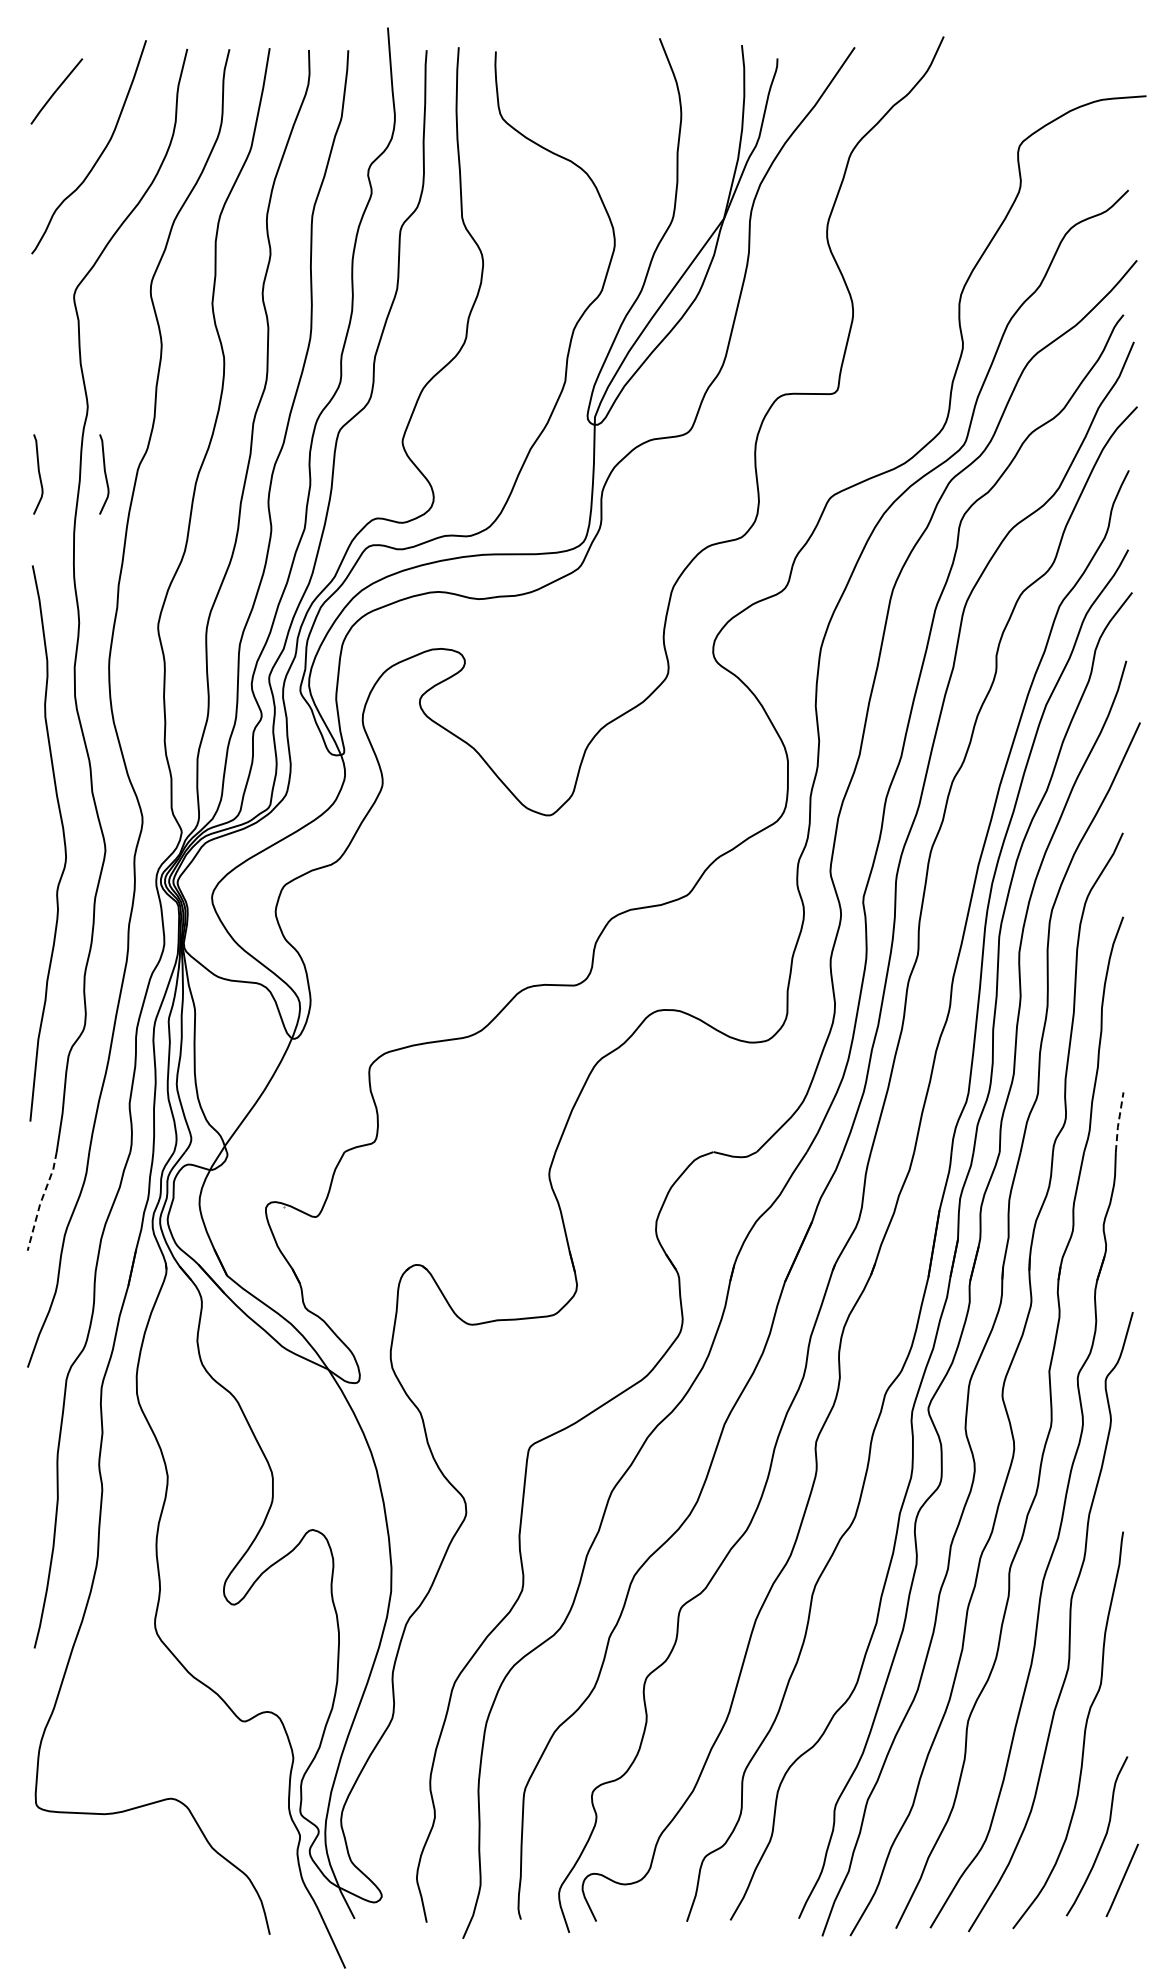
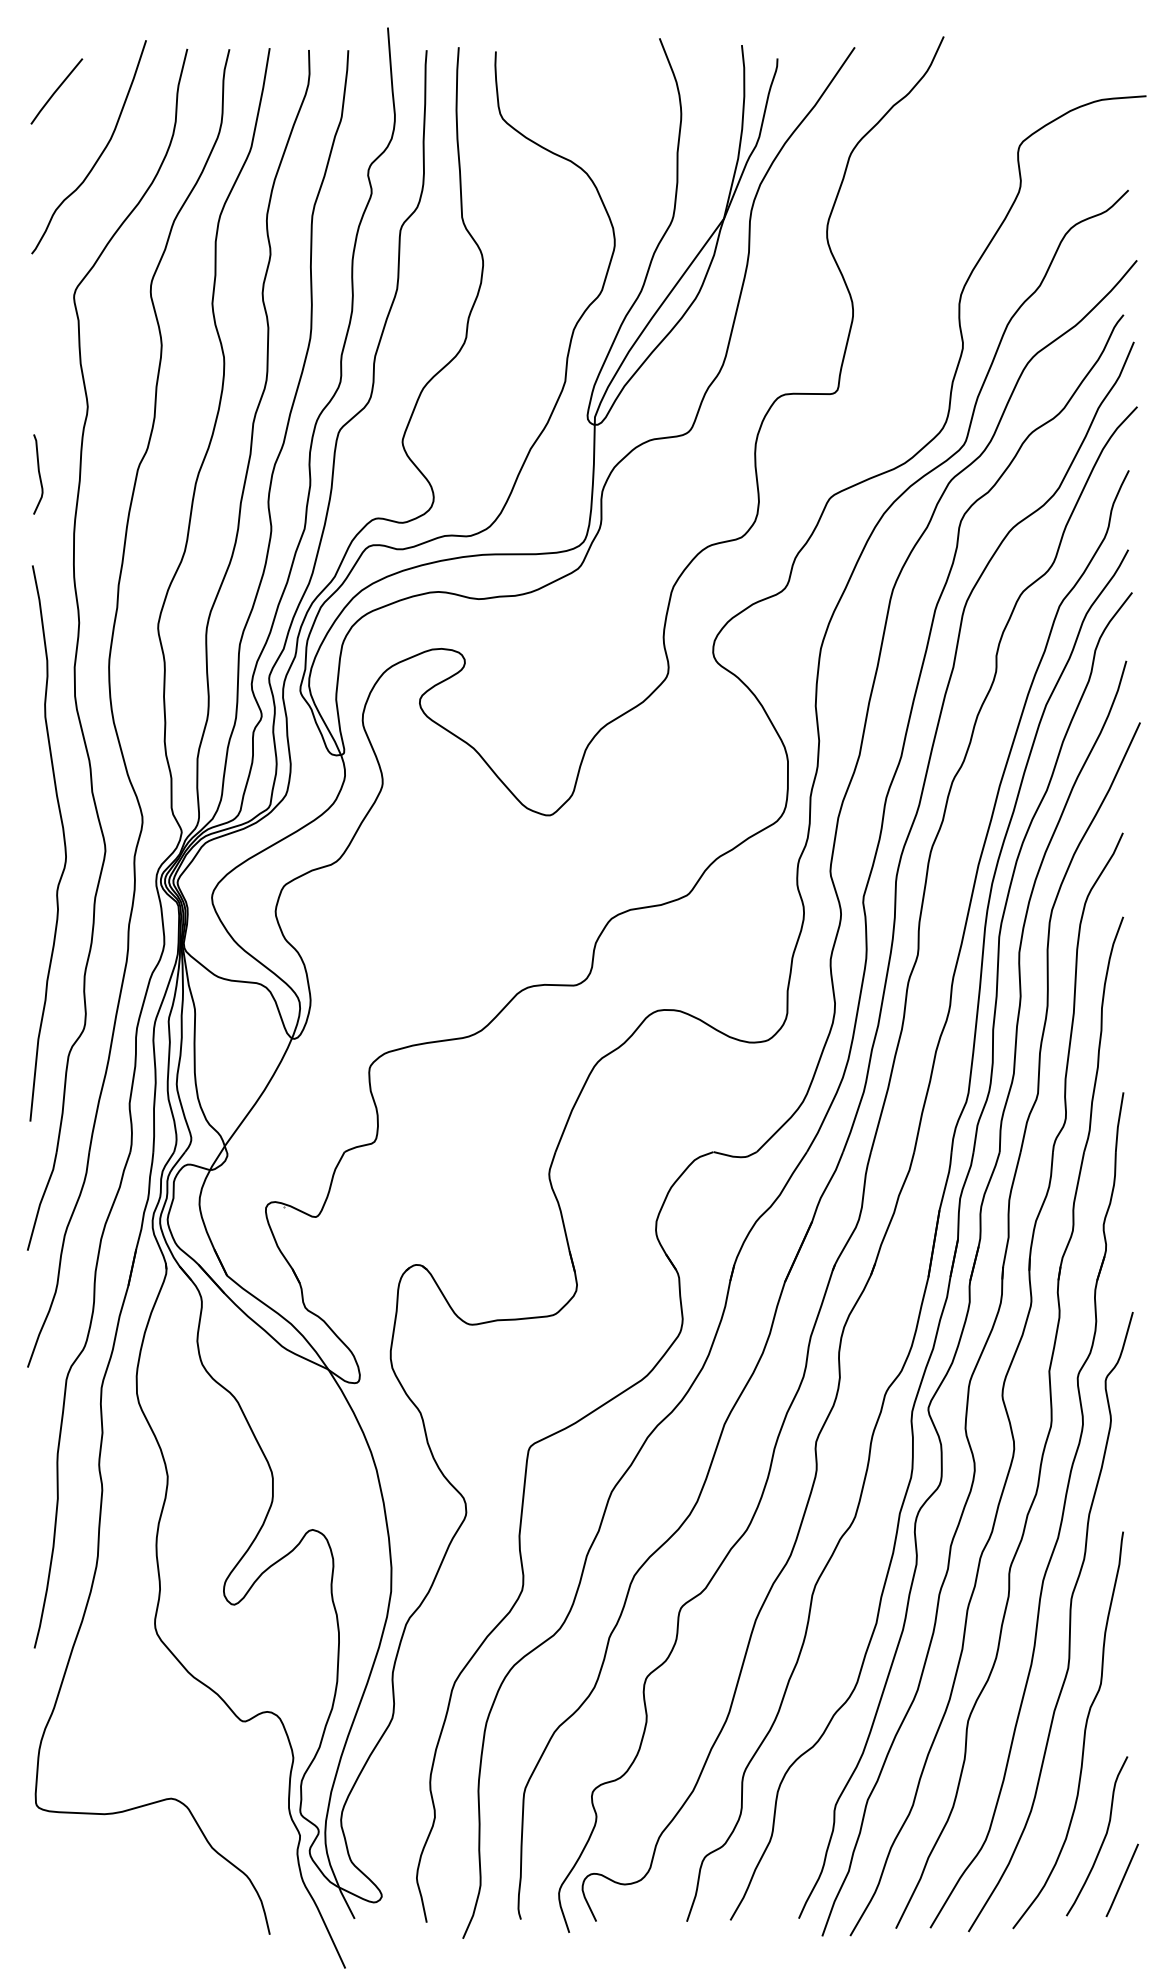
curve: present -> none (104, 474)
line: dashed -> solid (1118, 1122)
line: dashed -> solid (41, 1200)
